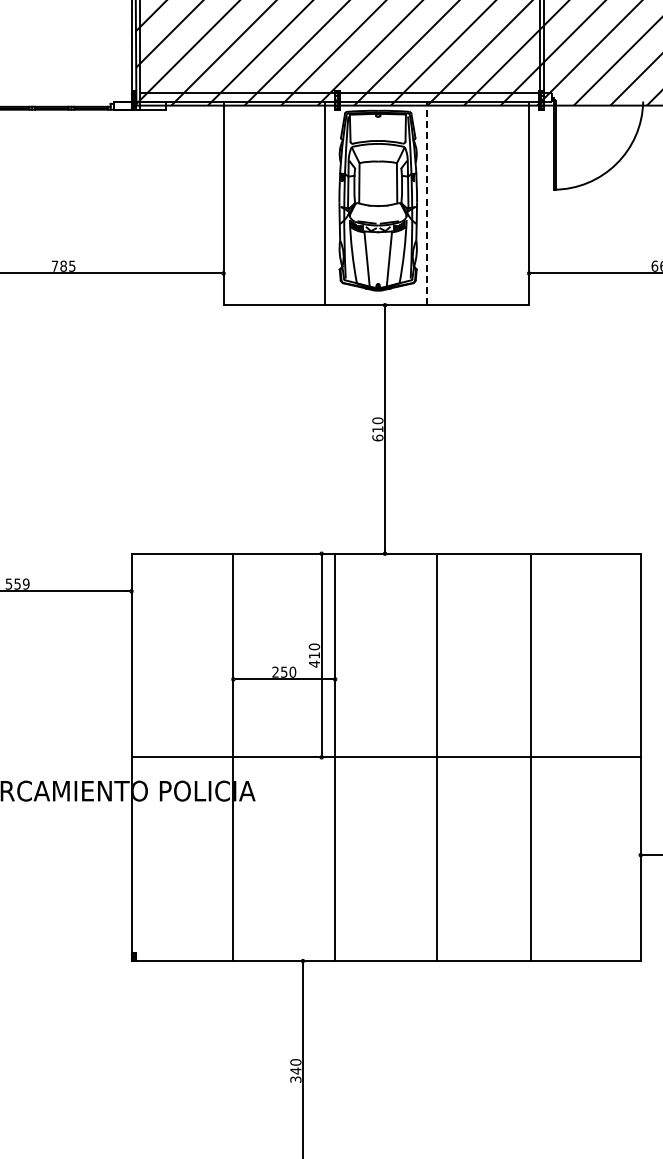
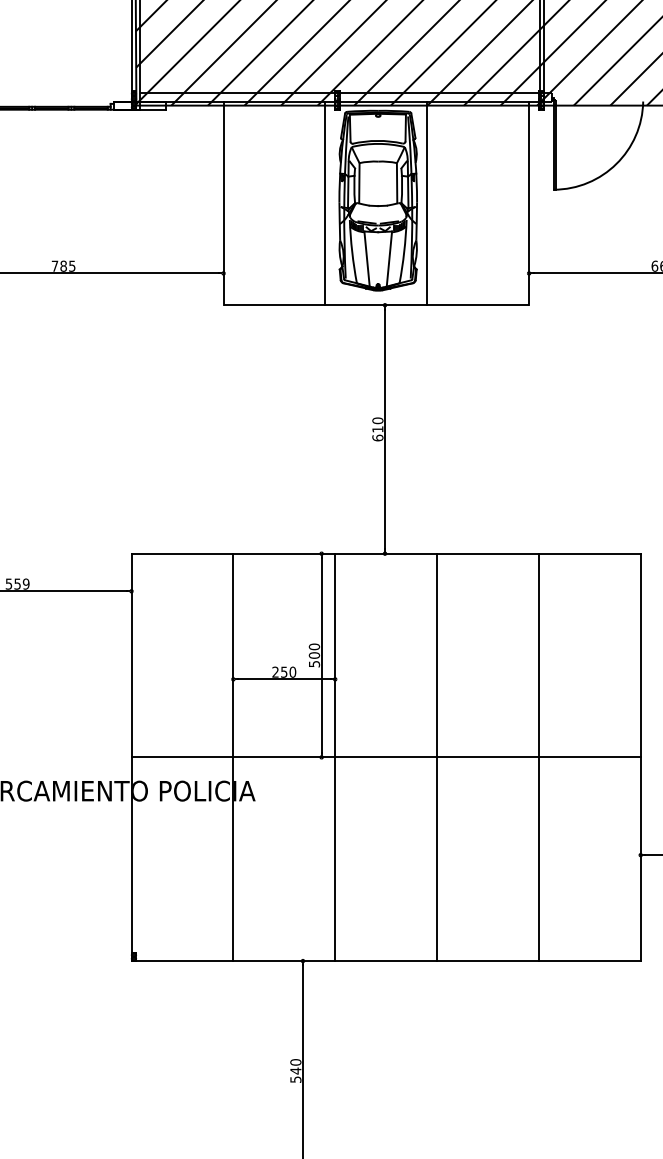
line: dashed -> solid (427, 203)
text: 410 -> 500 (314, 659)
line position: (530, 757) -> (538, 757) (538, 757)
text: 340 -> 540 (295, 1079)
